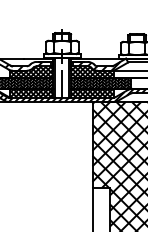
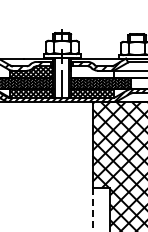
hatch: present -> none (91, 71)
line: solid -> dashed (92, 209)
